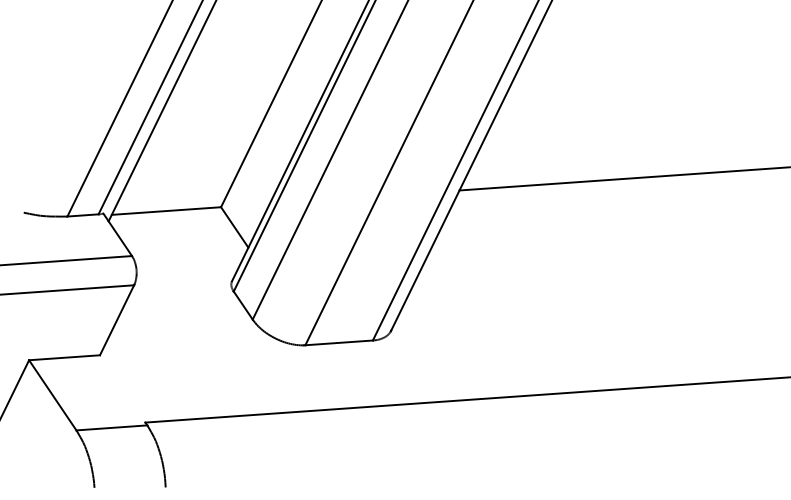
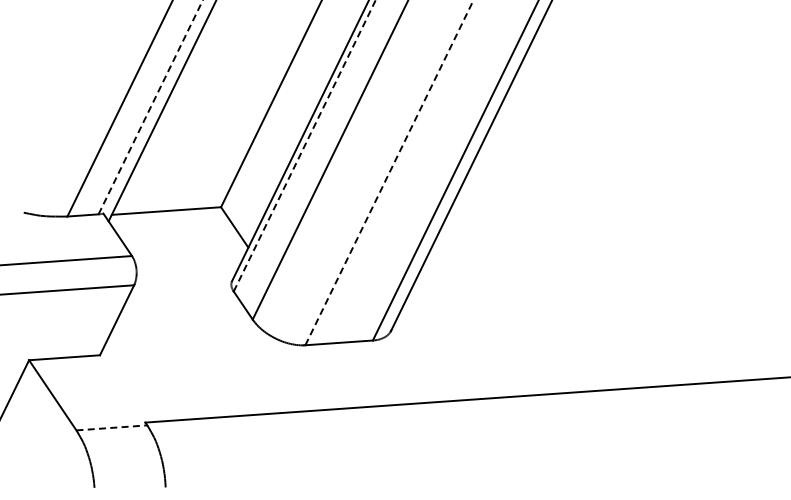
line: solid -> dashed (150, 107)
line: solid -> dashed (304, 146)
line: solid -> dashed (389, 172)
line: present -> none (623, 178)
line: solid -> dashed (111, 427)
